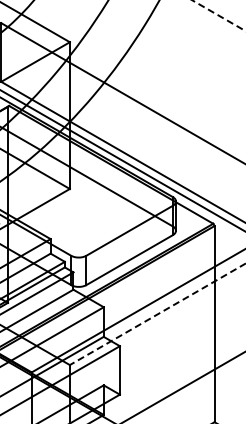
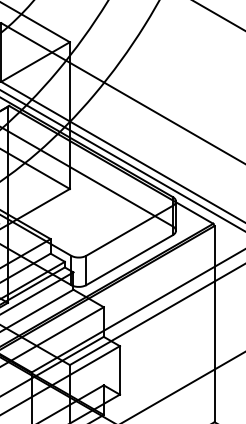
line: dashed -> solid (219, 15)
line: dashed -> solid (157, 314)
